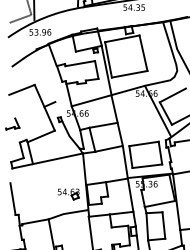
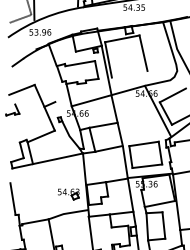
line: present -> none (129, 73)
part position: (12, 123) -> (12, 109) (12, 109)
